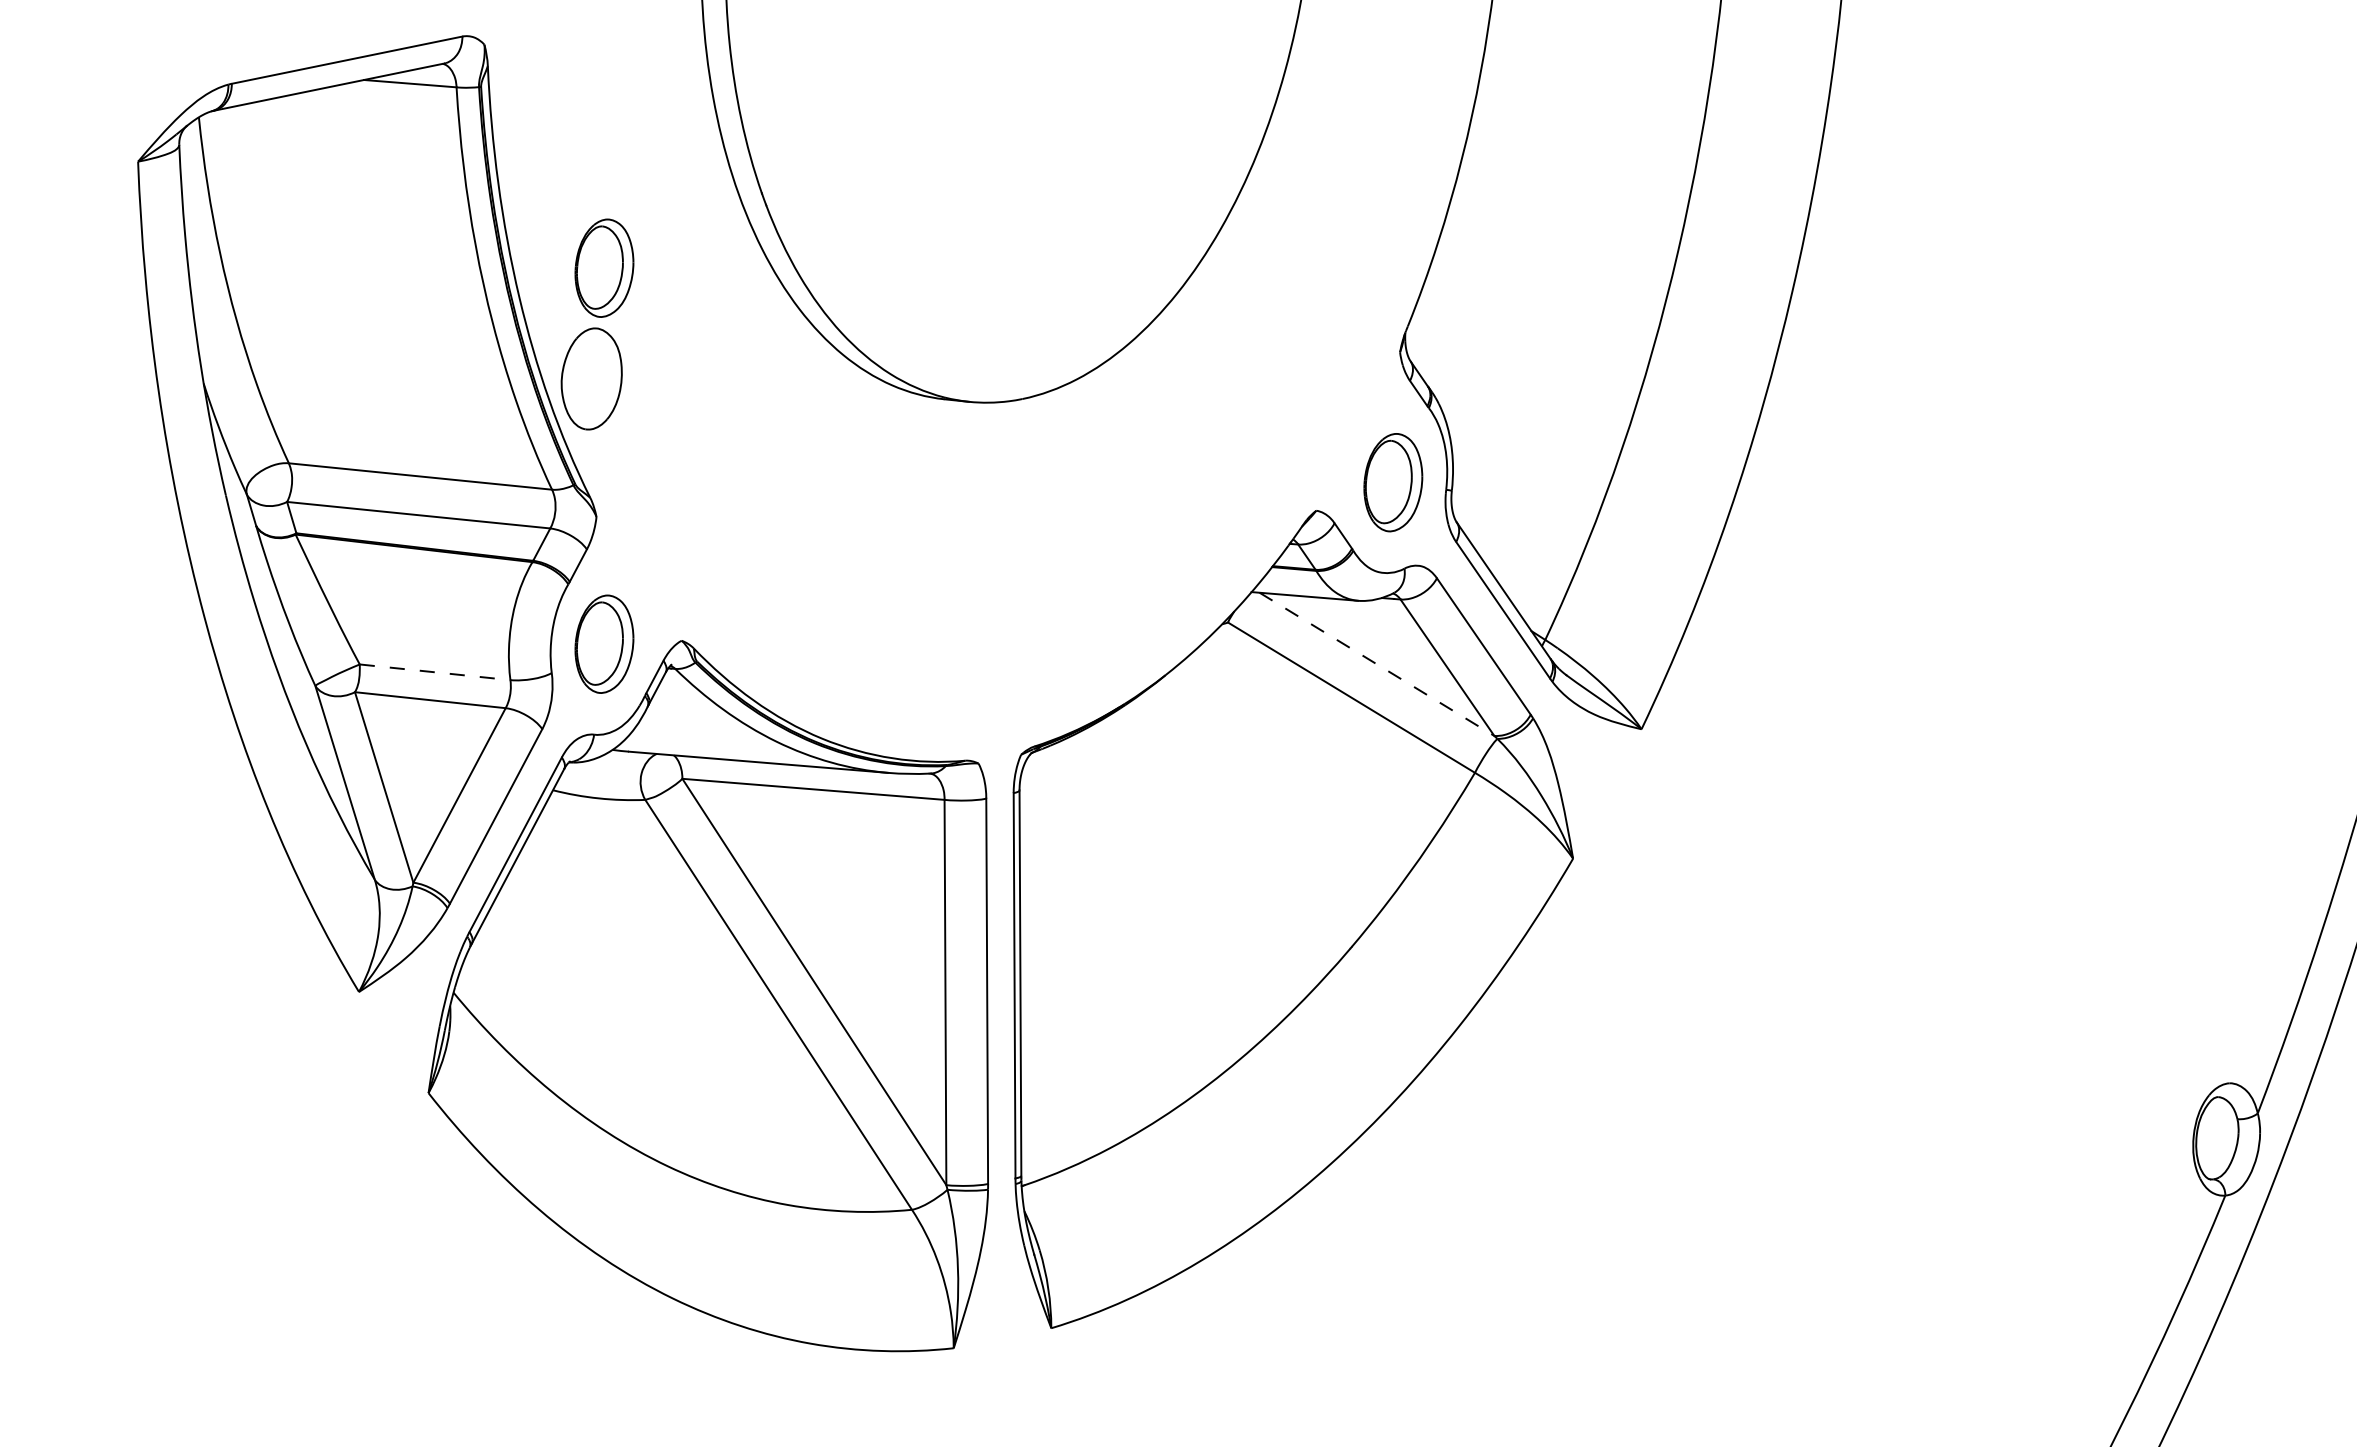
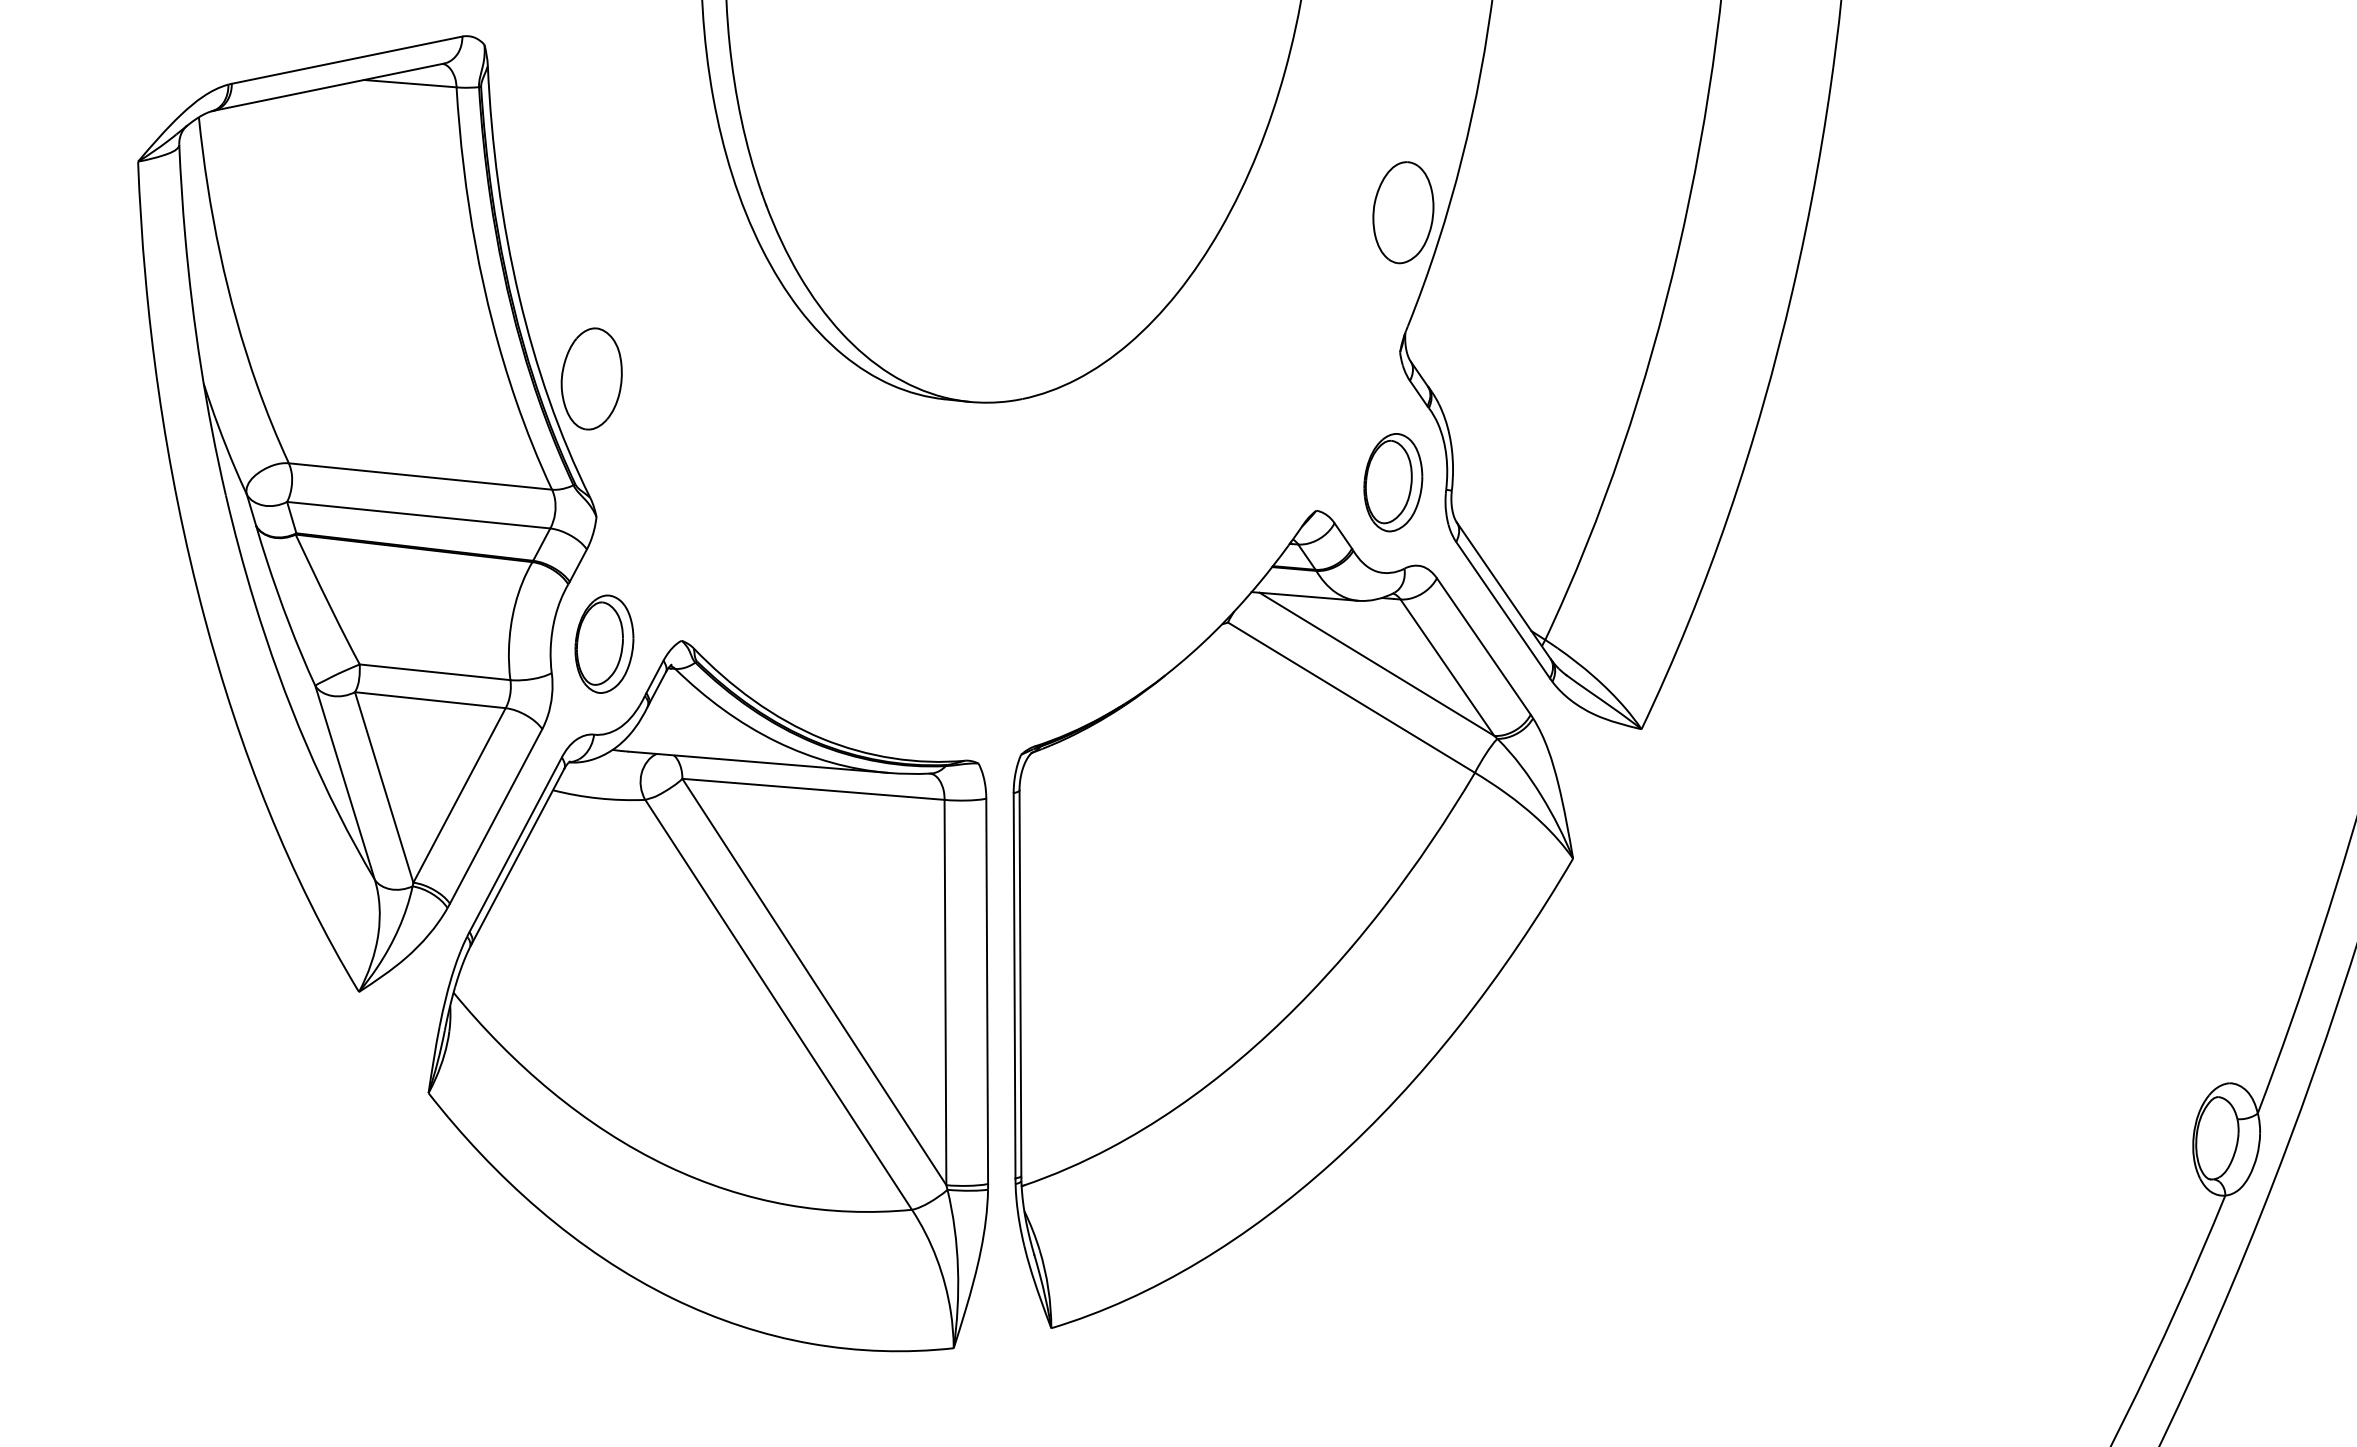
part: none -> present (1403, 212)
part: present -> none (604, 267)
line: dashed -> solid (1377, 664)
line: dashed -> solid (435, 672)
